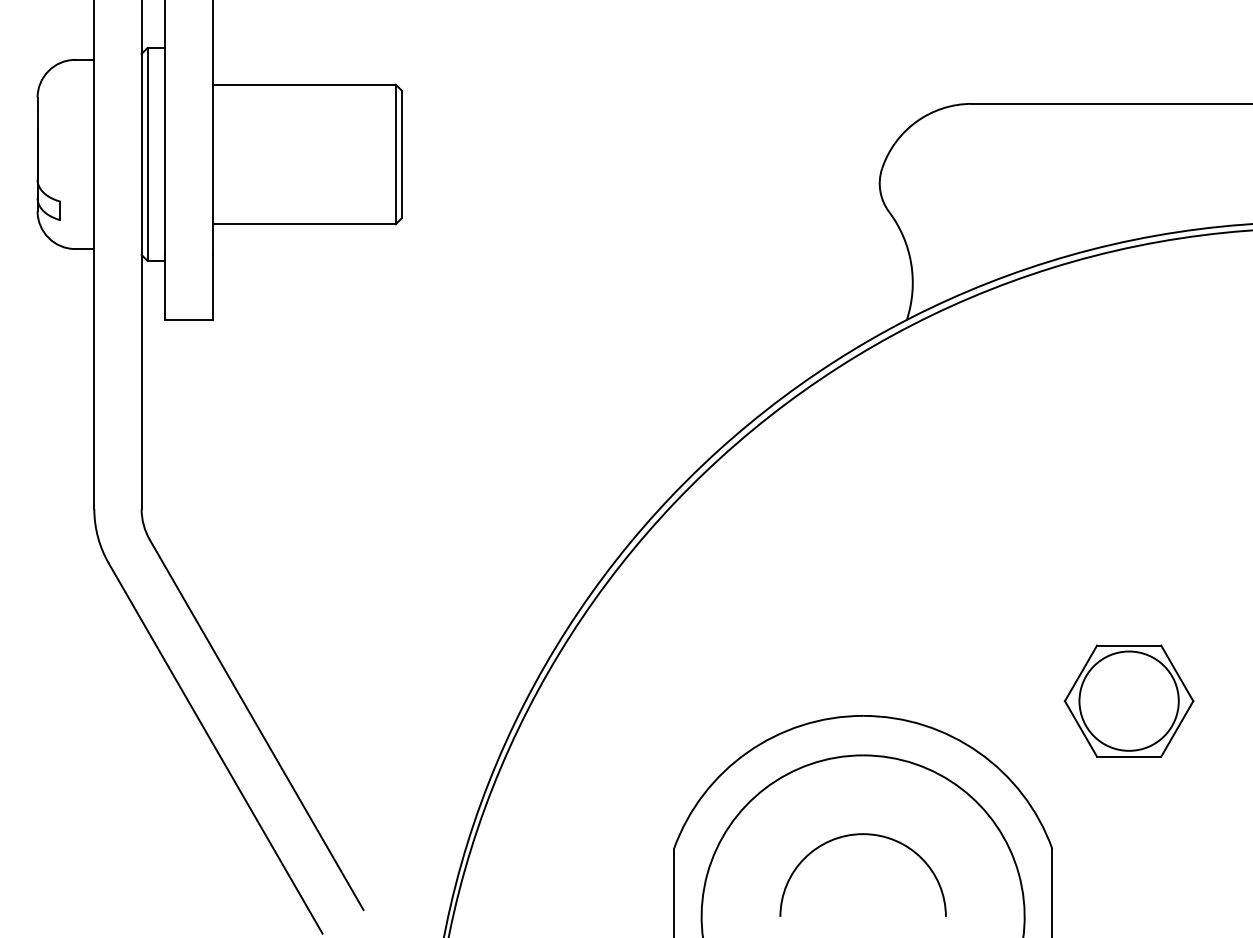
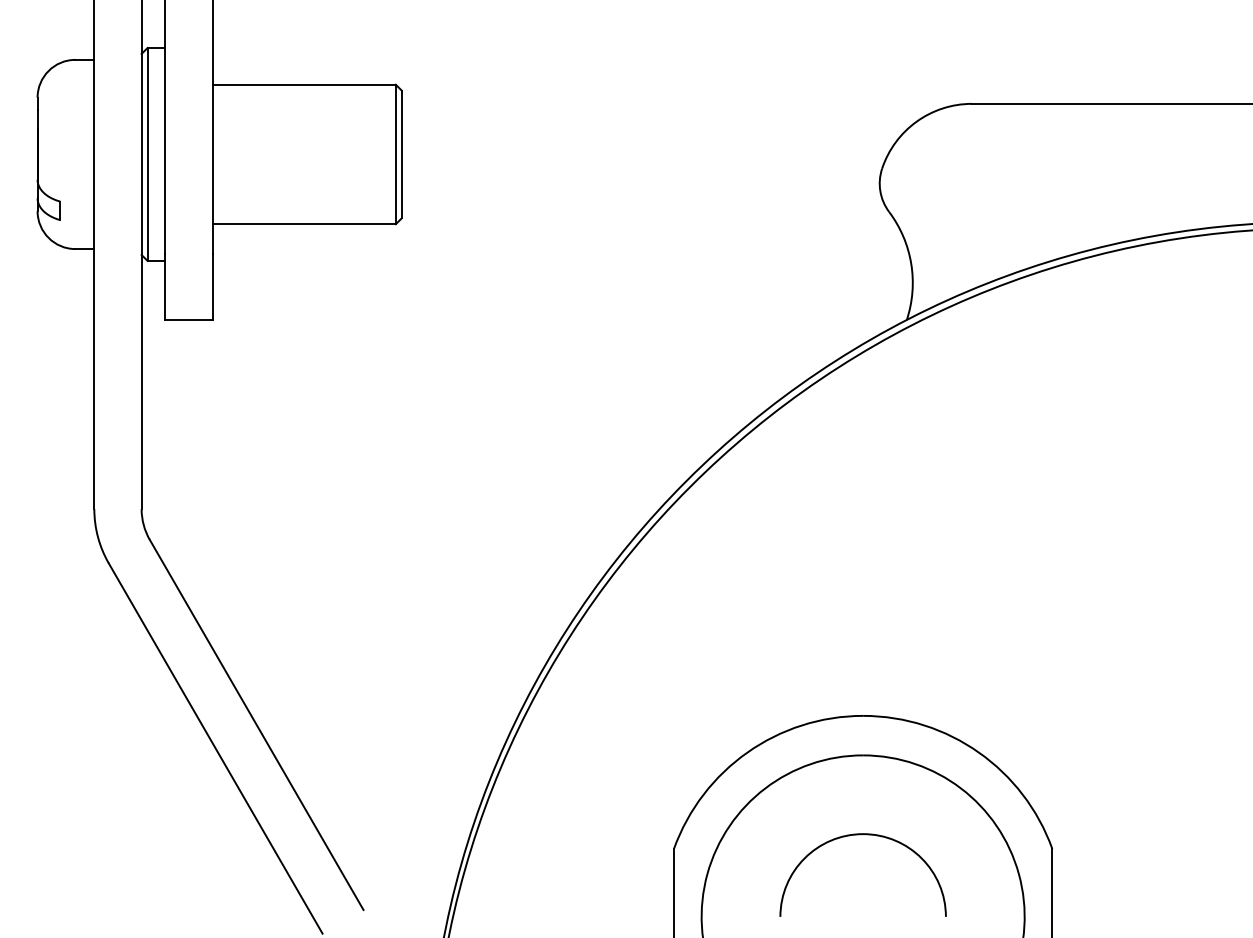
part: present -> none (1128, 700)
